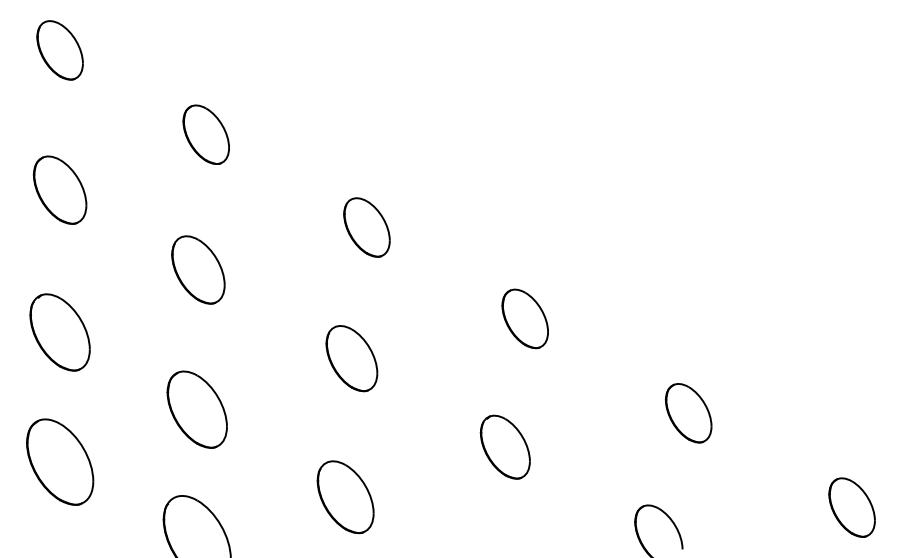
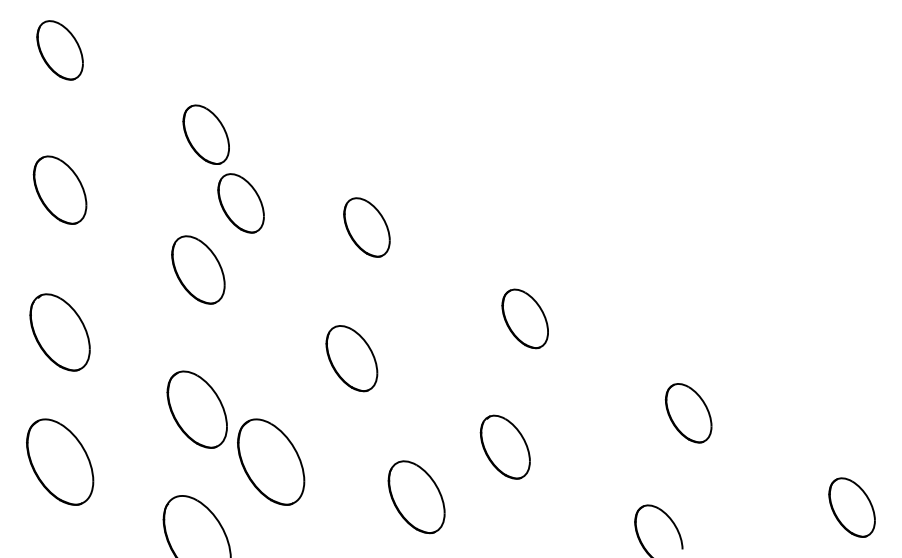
part: none -> present (240, 203)
part: none -> present (271, 461)
part position: (345, 497) -> (416, 497) (416, 497)
